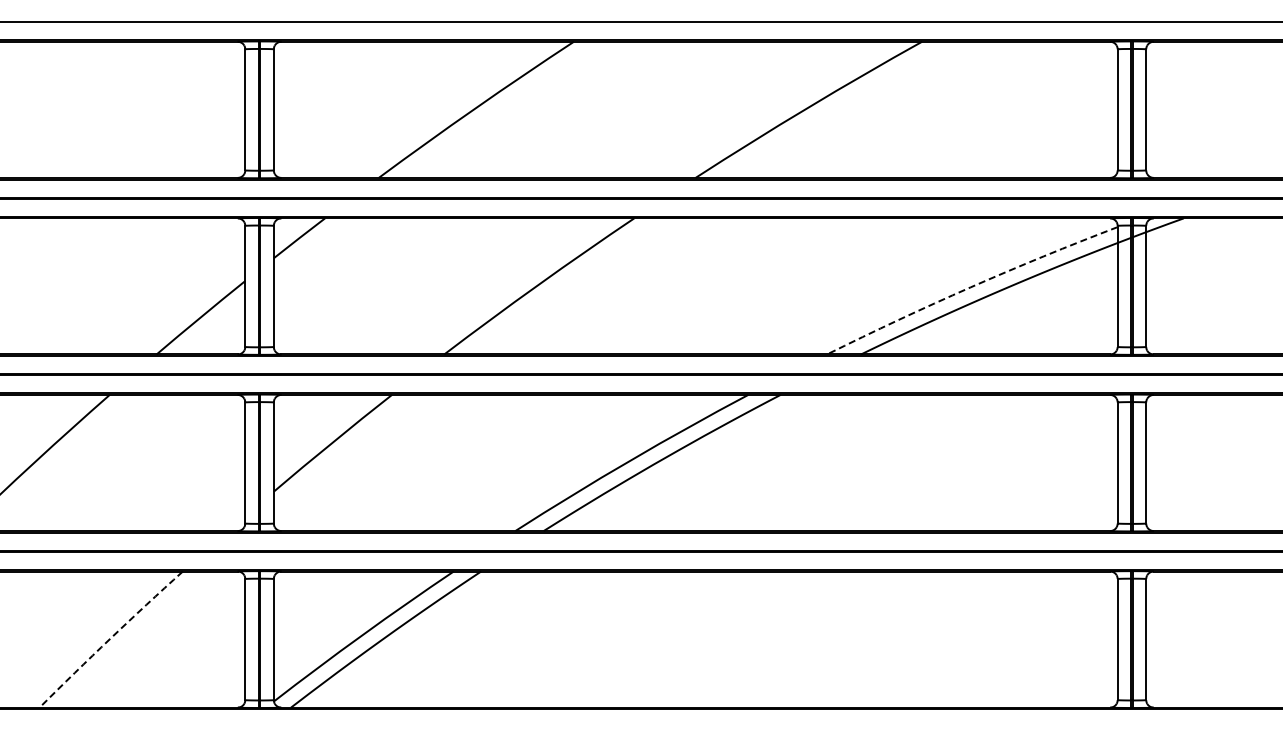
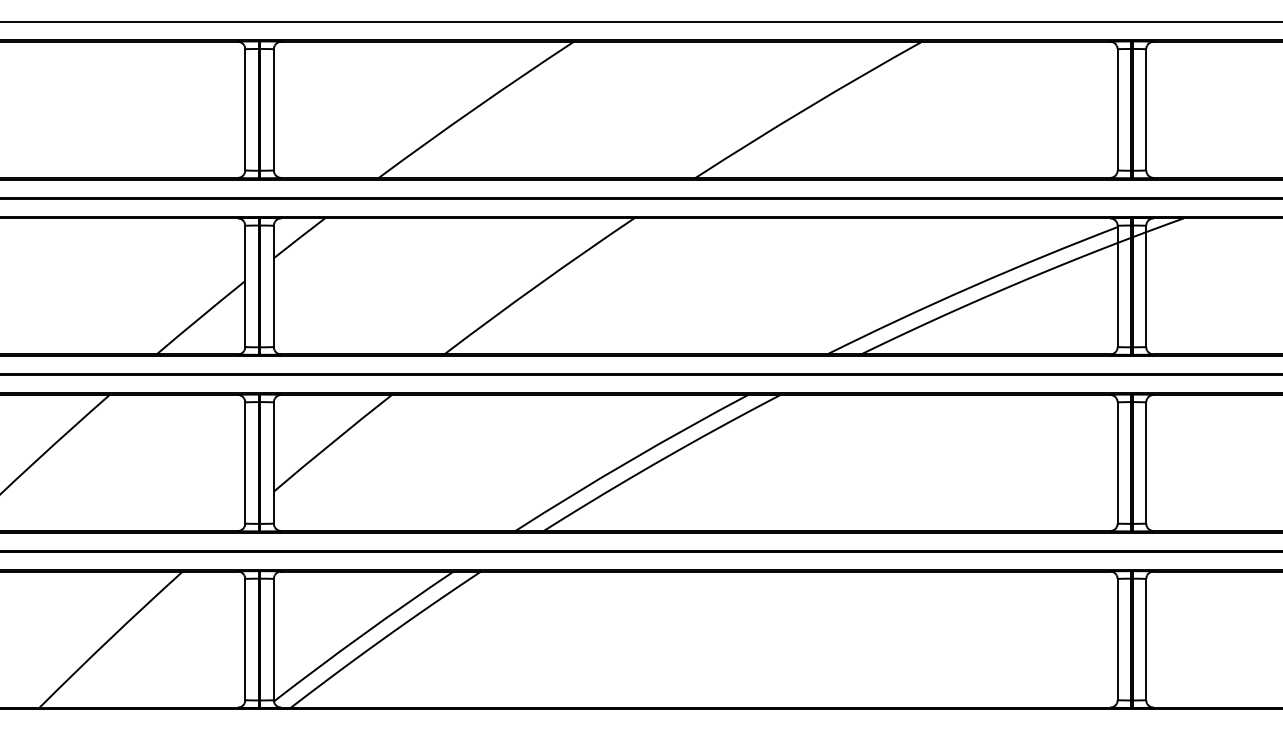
arc: dashed -> solid (970, 287)
arc: dashed -> solid (110, 638)
